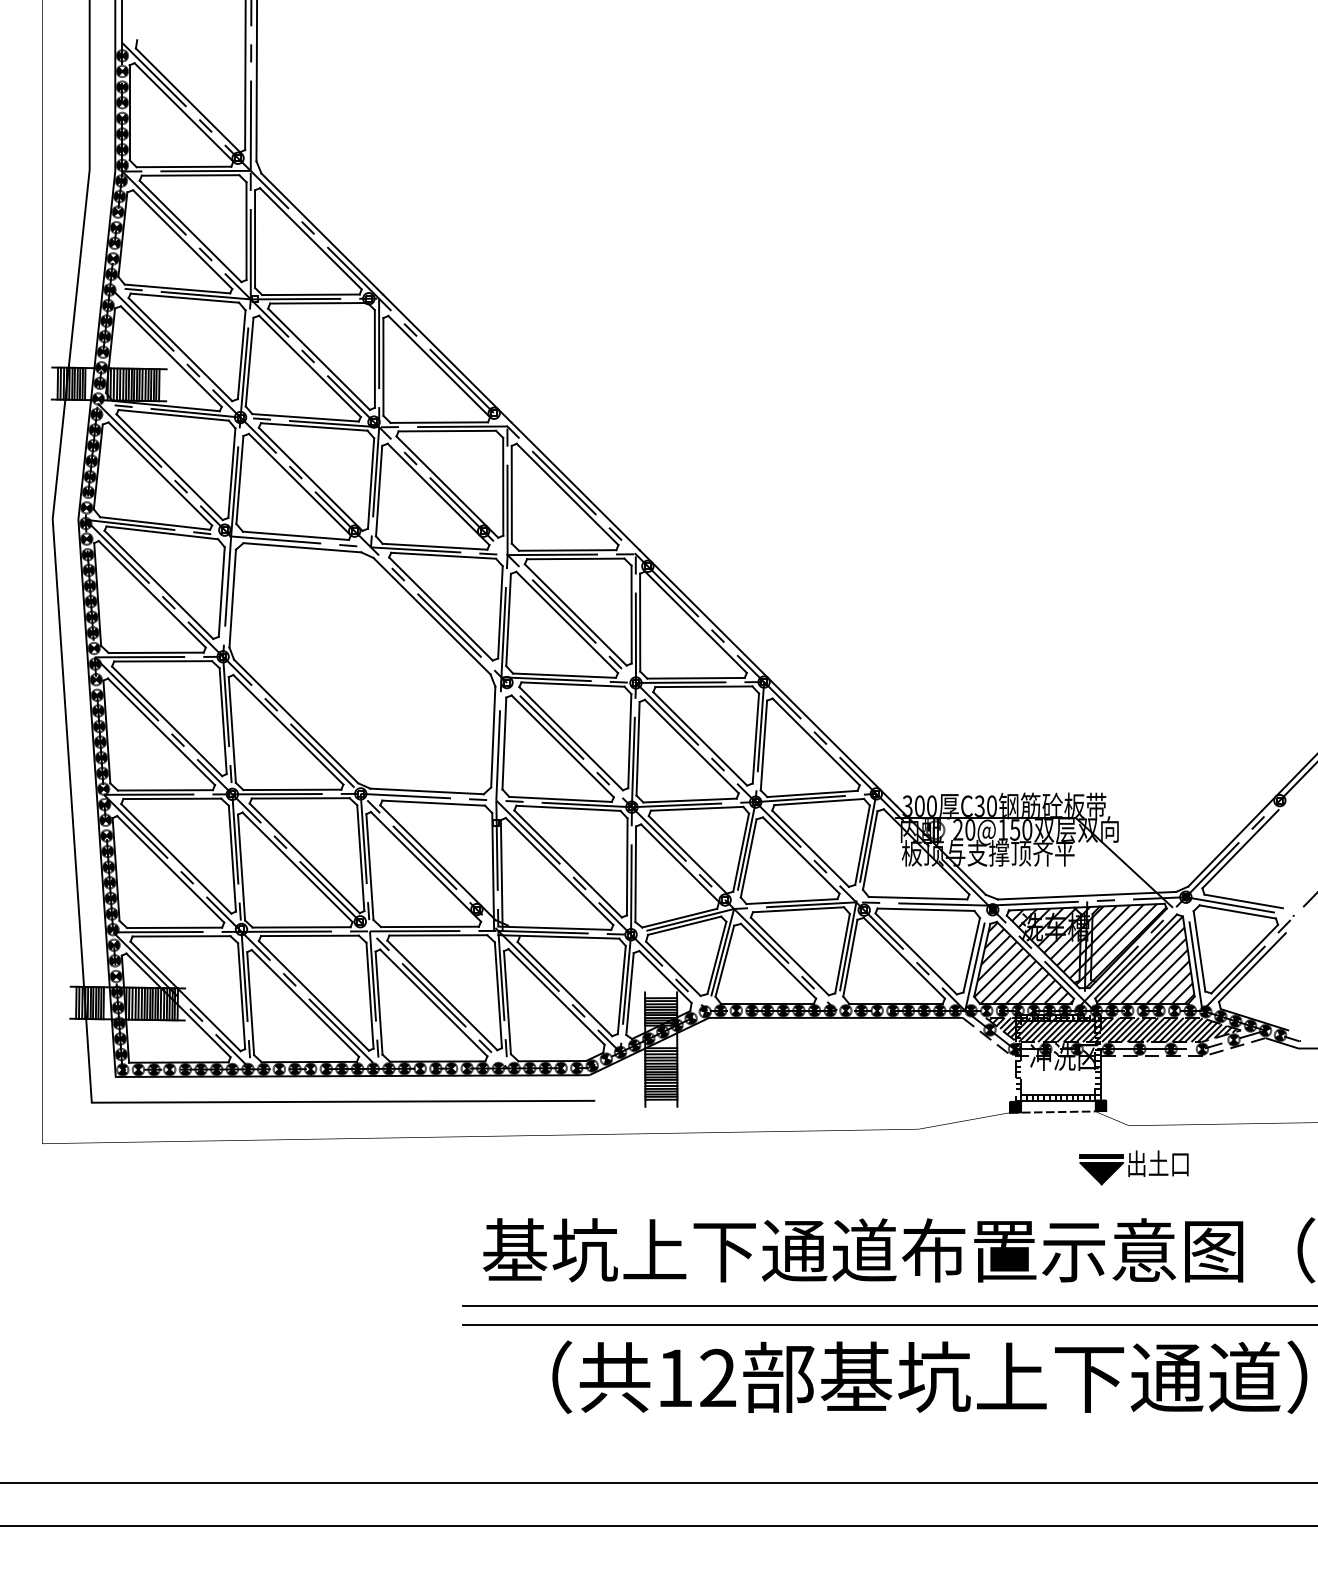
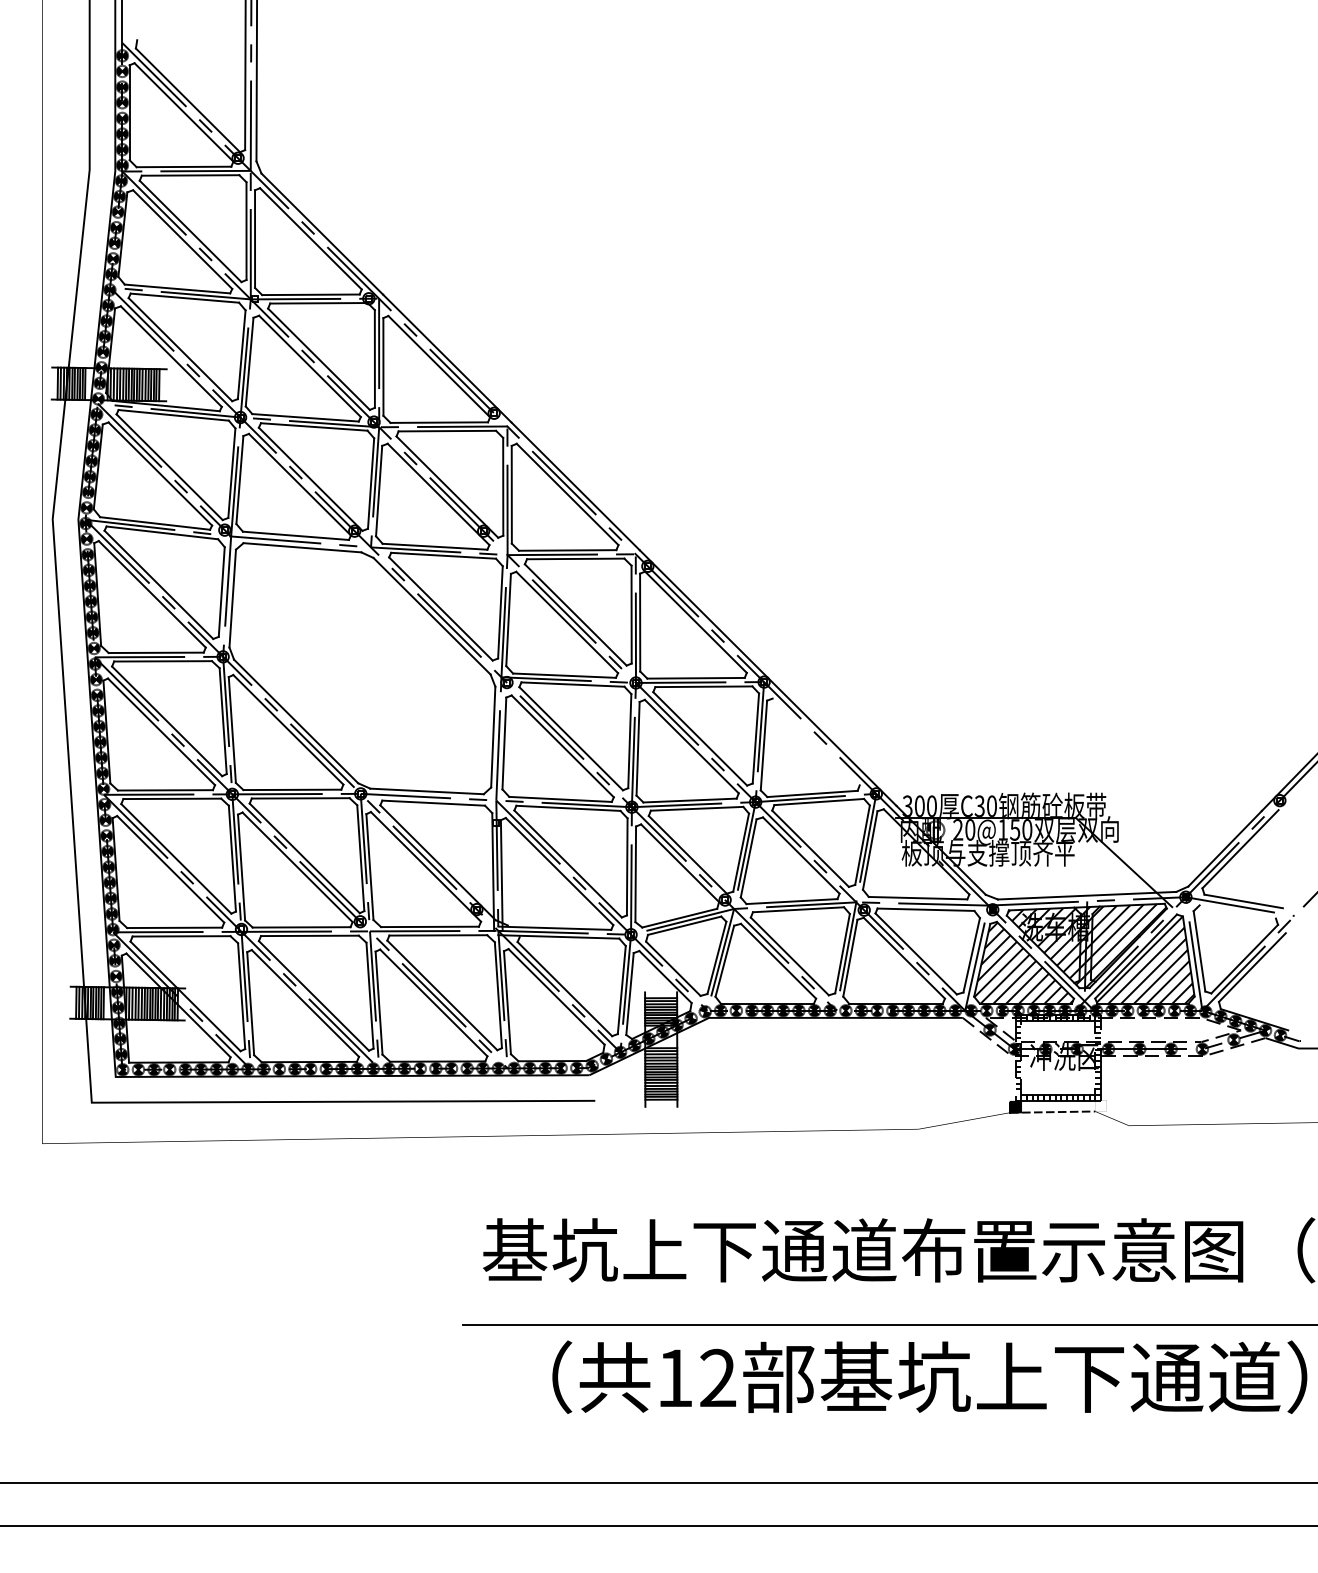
line: present -> none (815, 741)
line: present -> none (1237, 911)
hatch: present -> none (1112, 1029)
hatch: present -> none (1100, 1105)
part: present -> none (1133, 1167)
line: present -> none (888, 1306)
